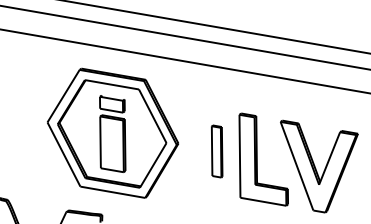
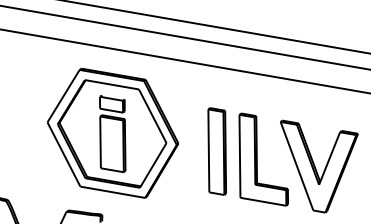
part size: 13x55 px -> 20x89 px (216, 151)
